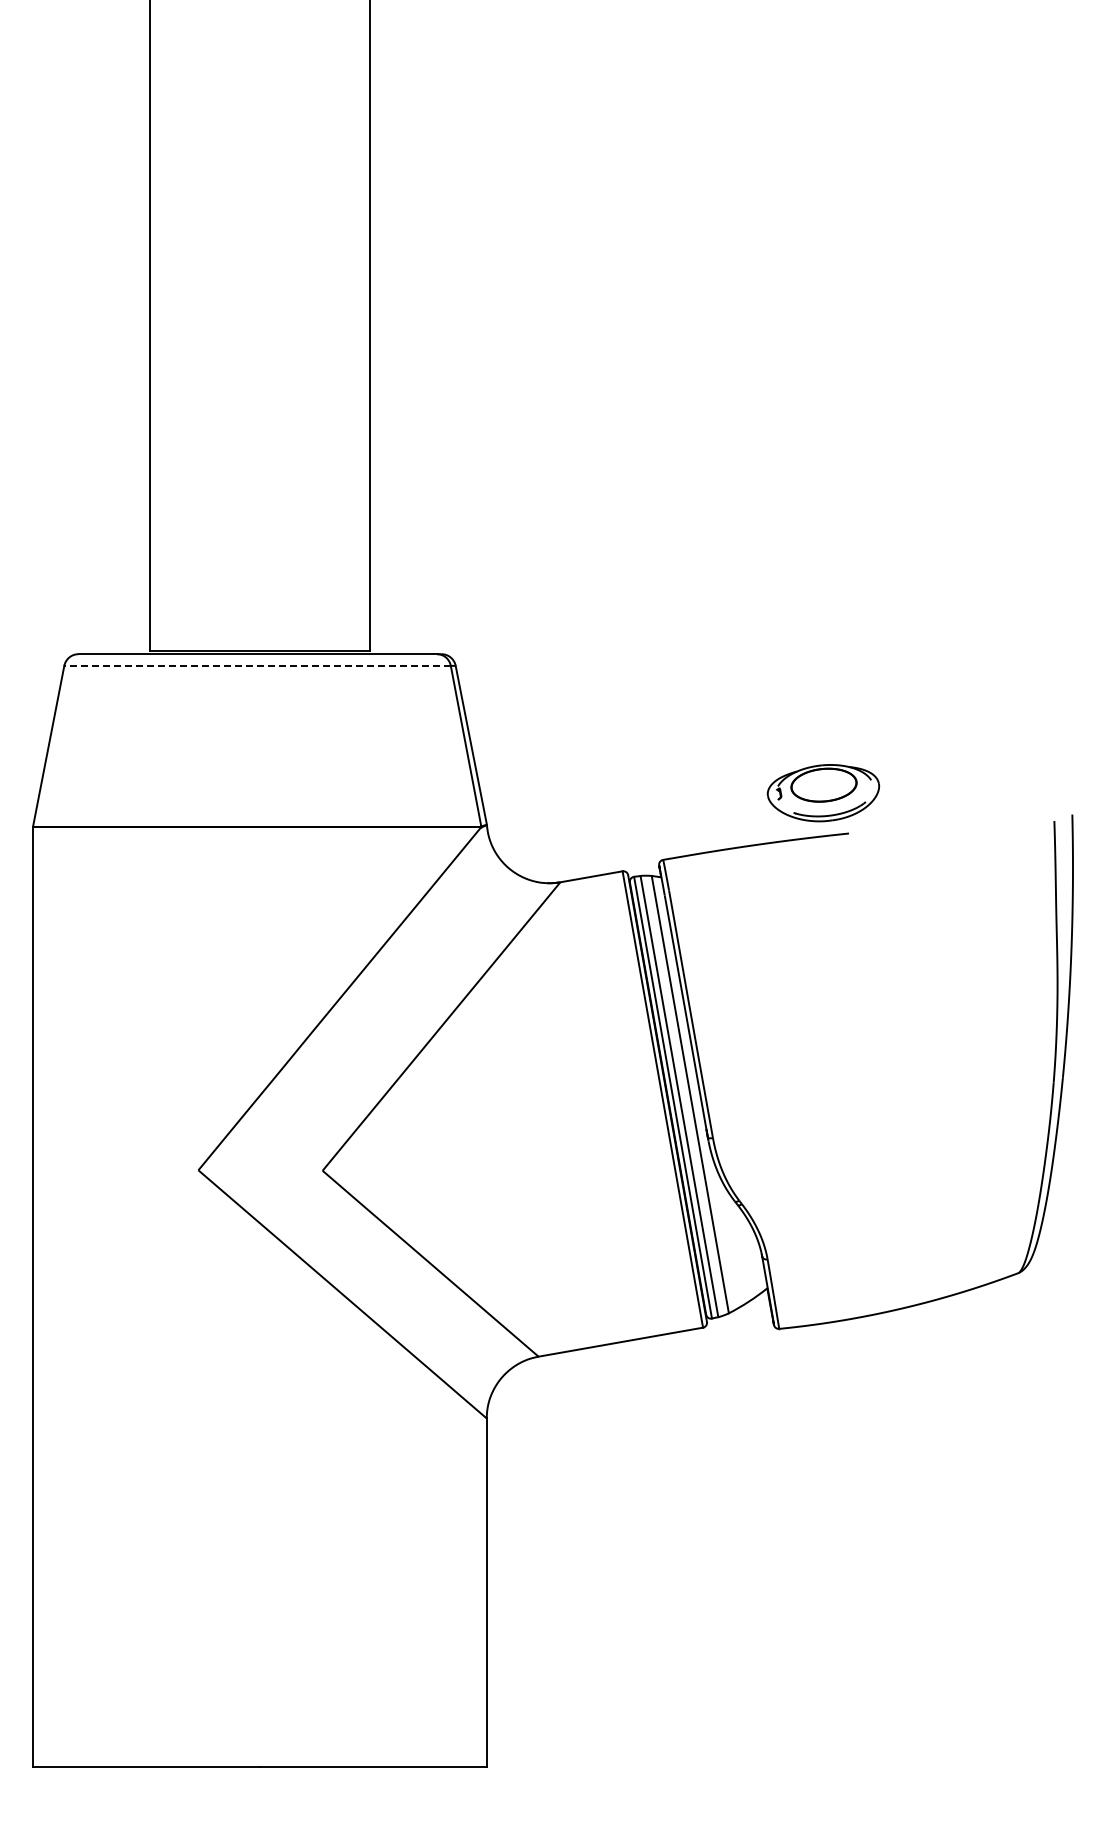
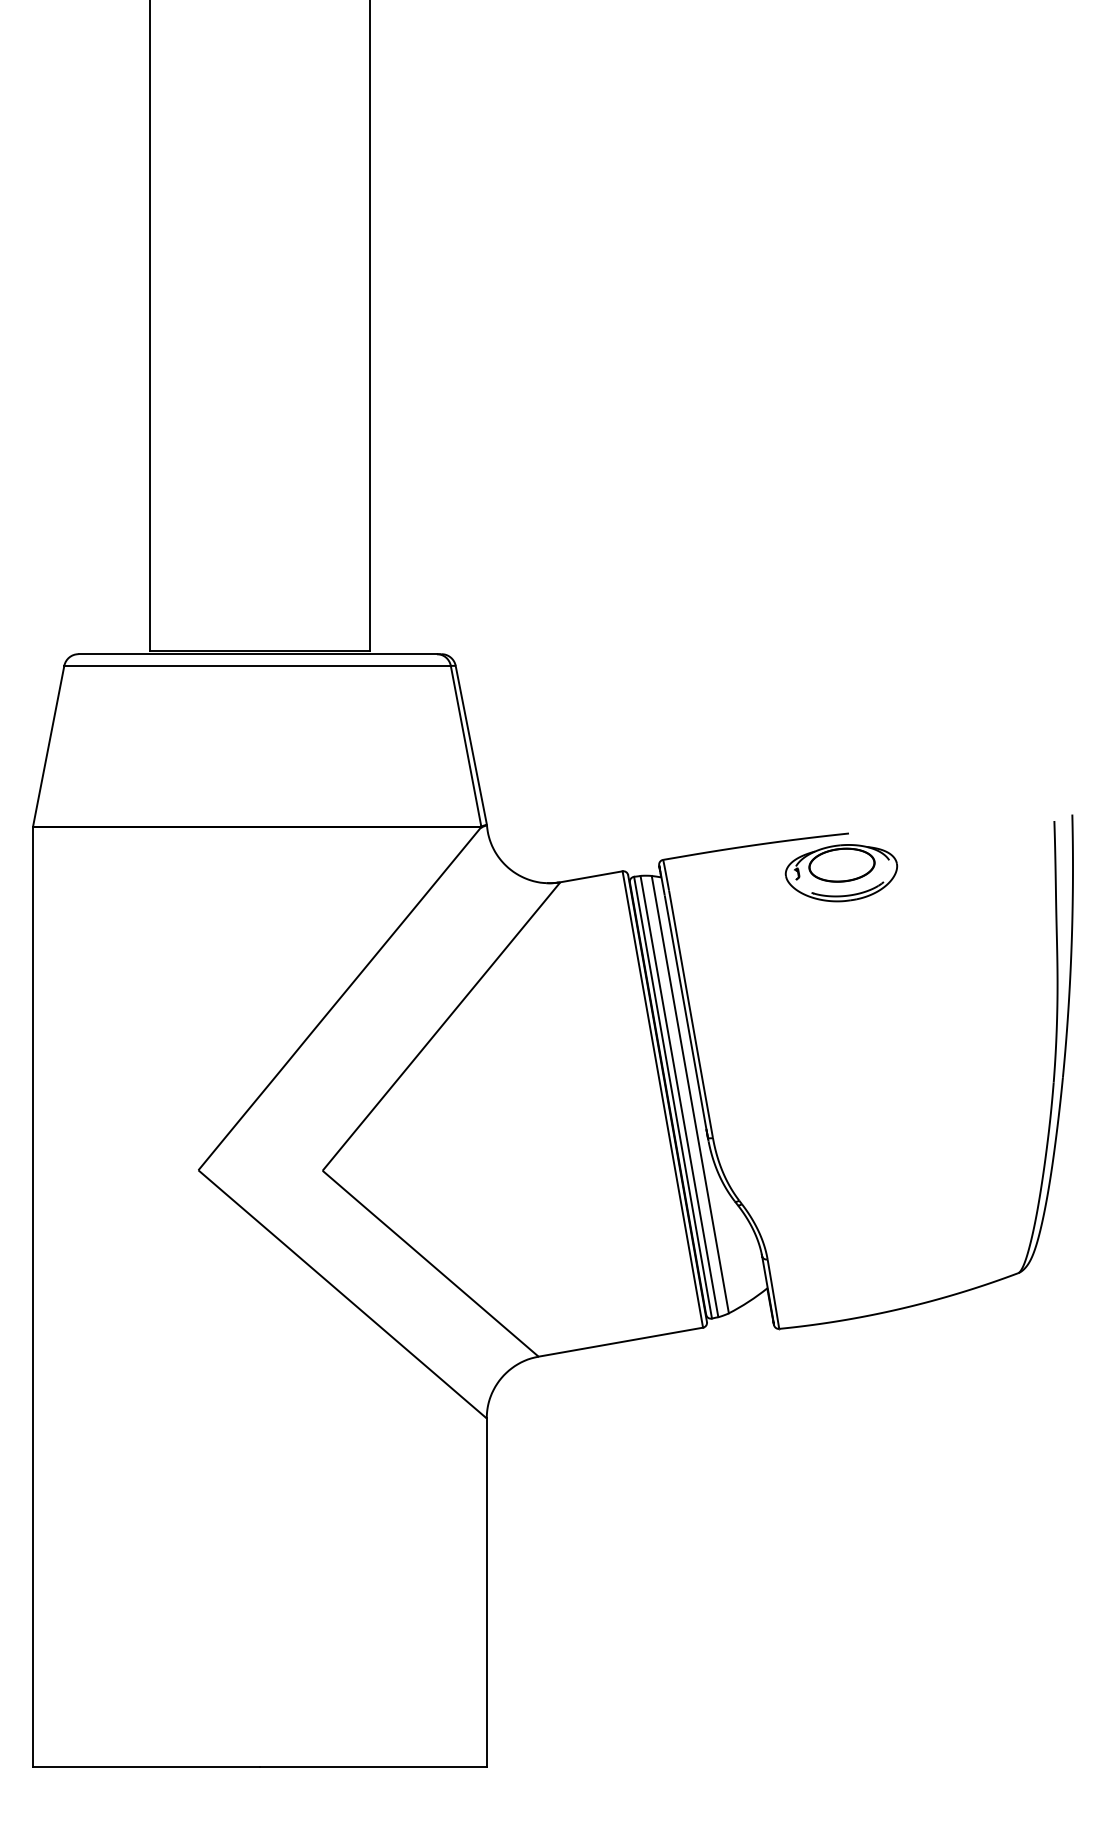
line: dashed -> solid (257, 665)
part position: (823, 793) -> (841, 873) (841, 873)
